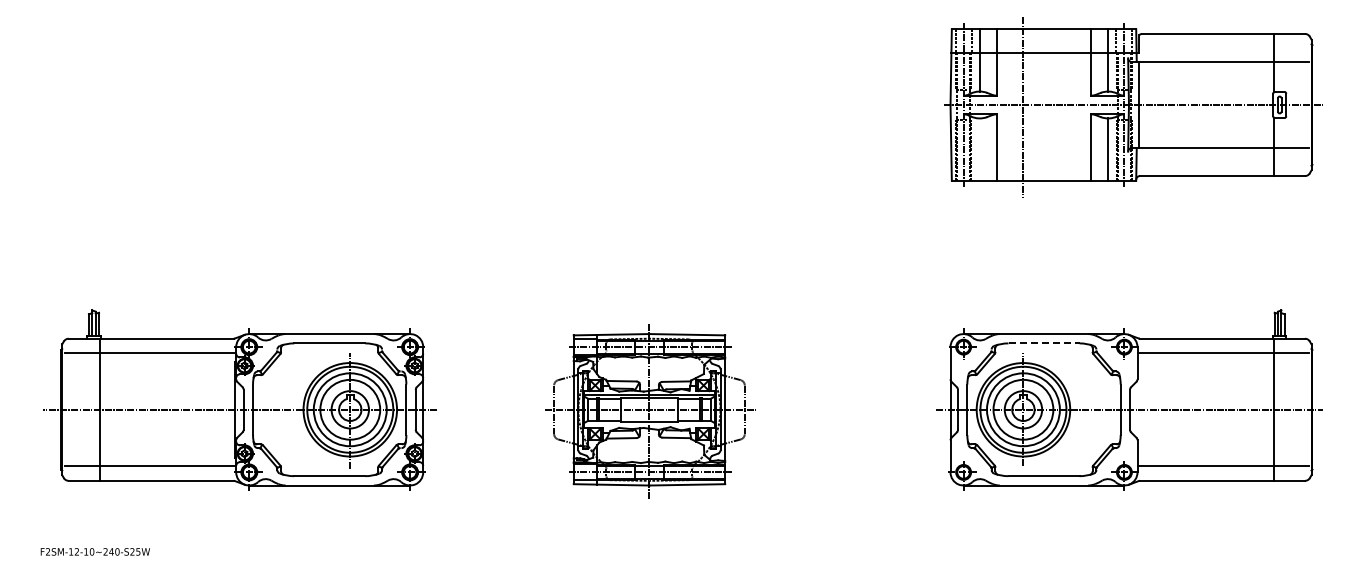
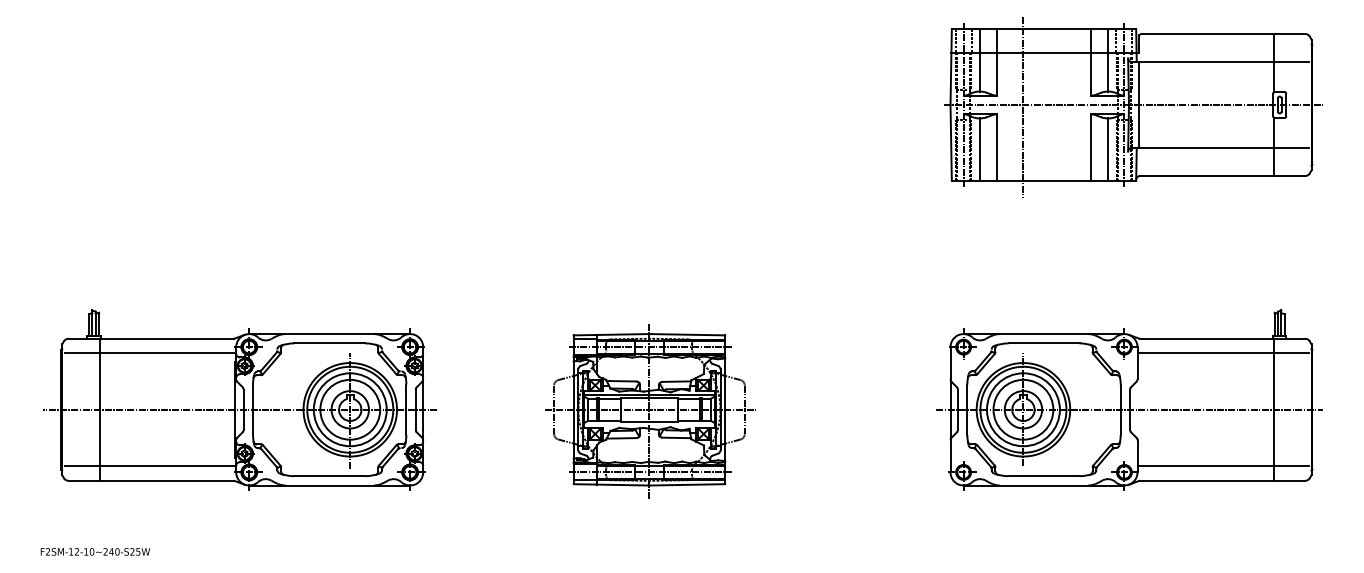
line: none -> present (979, 149)
line: dashed -> solid (1044, 343)
